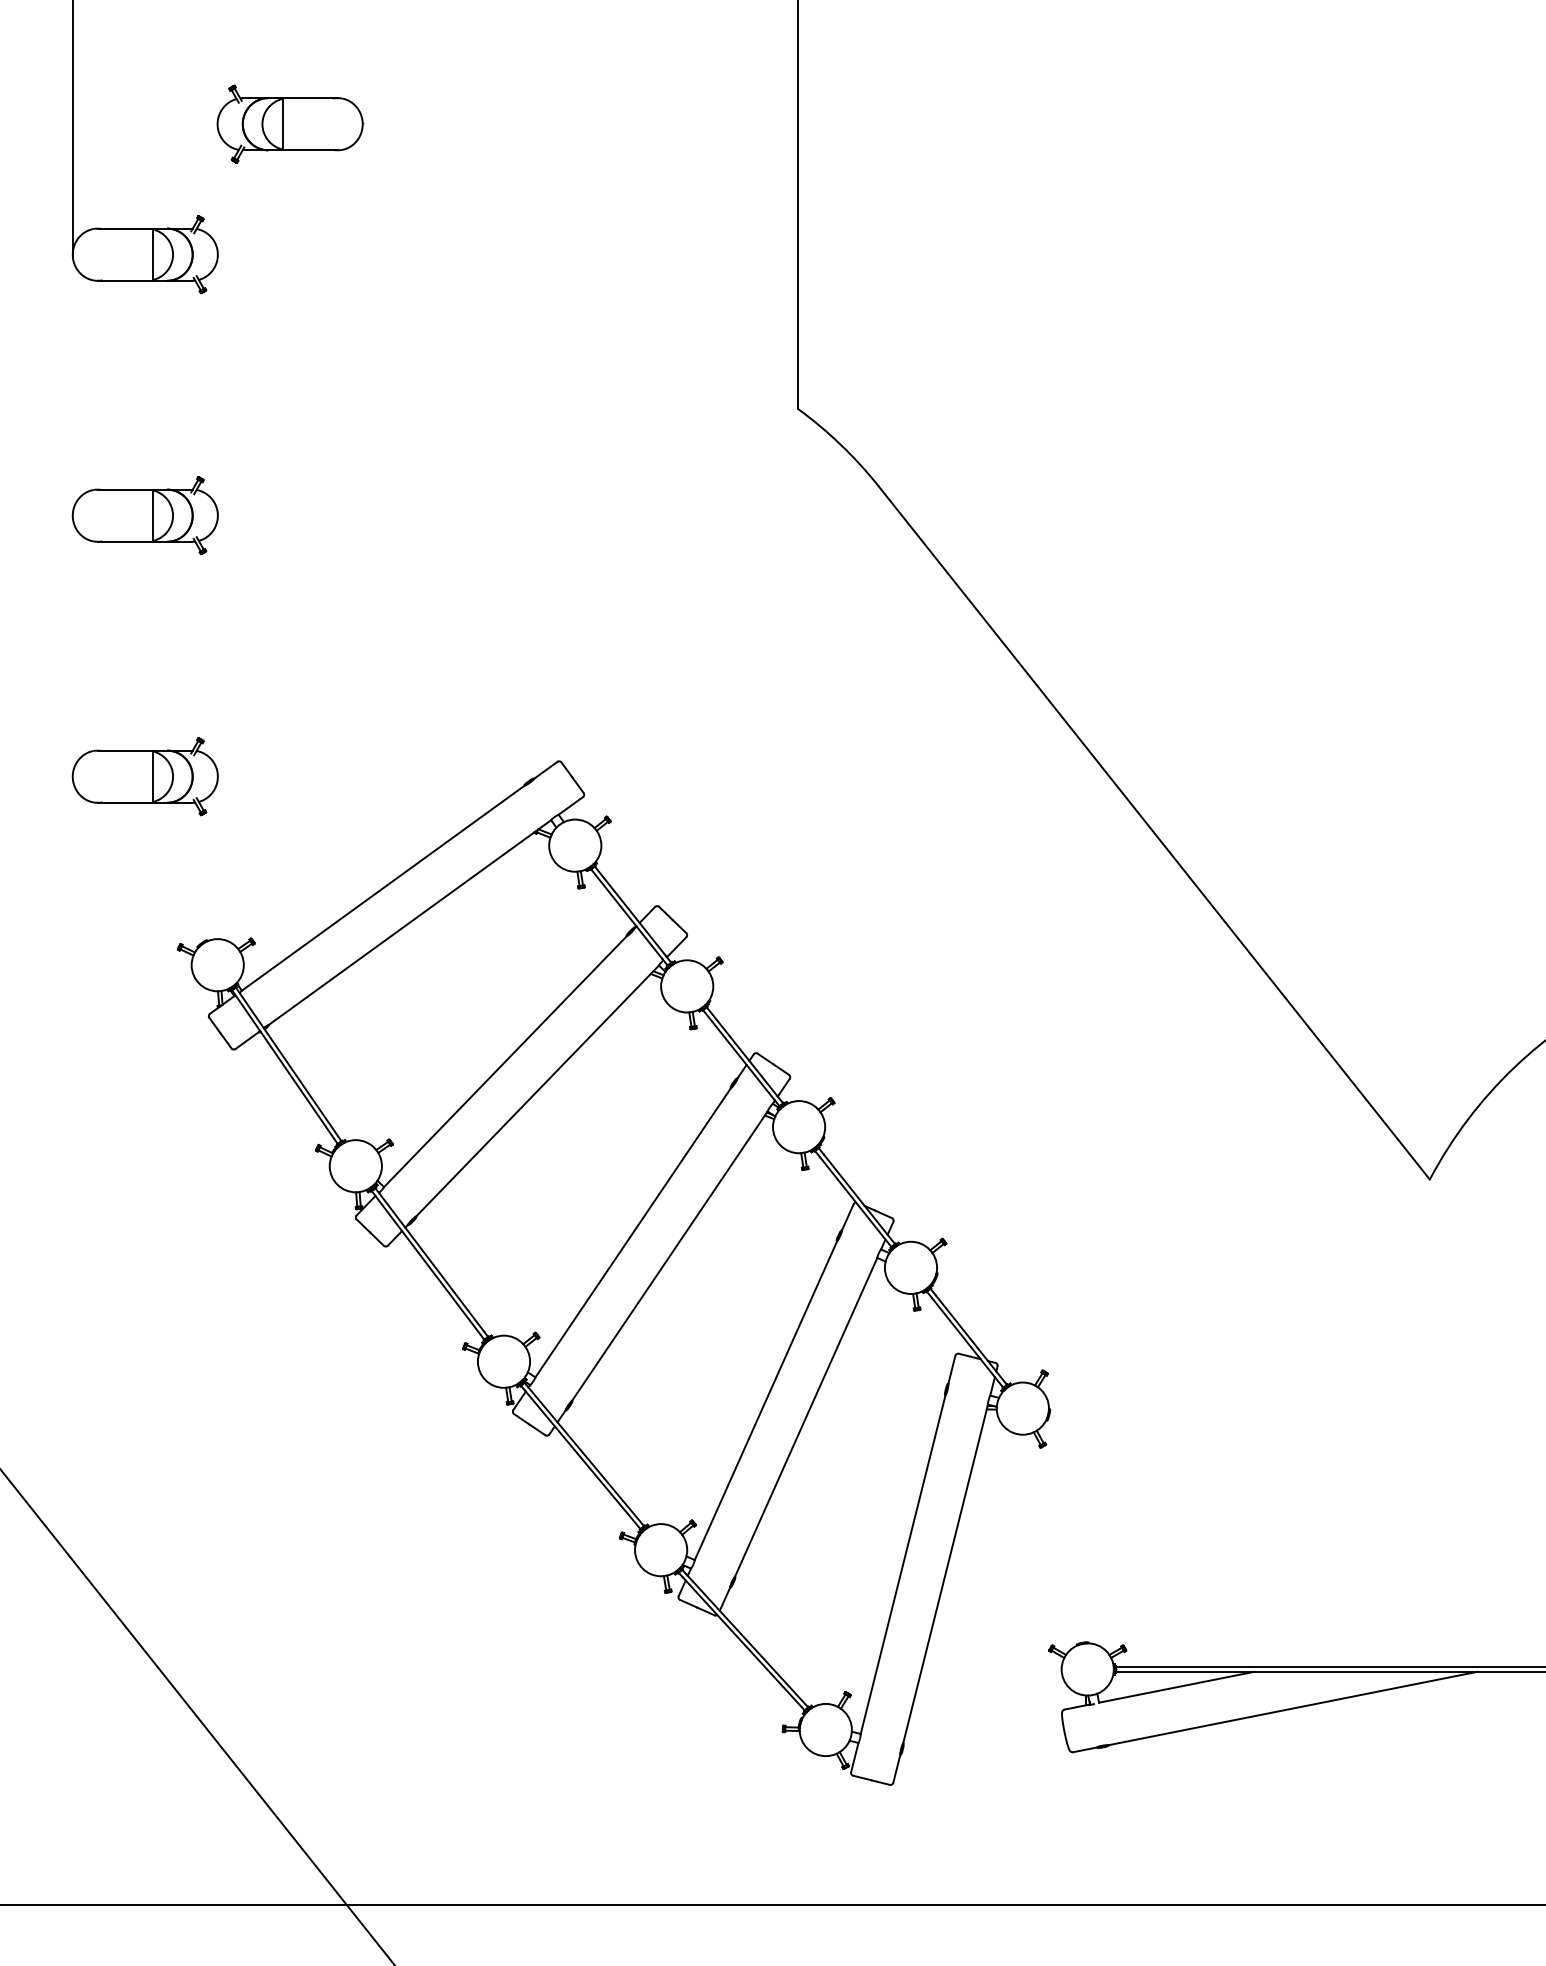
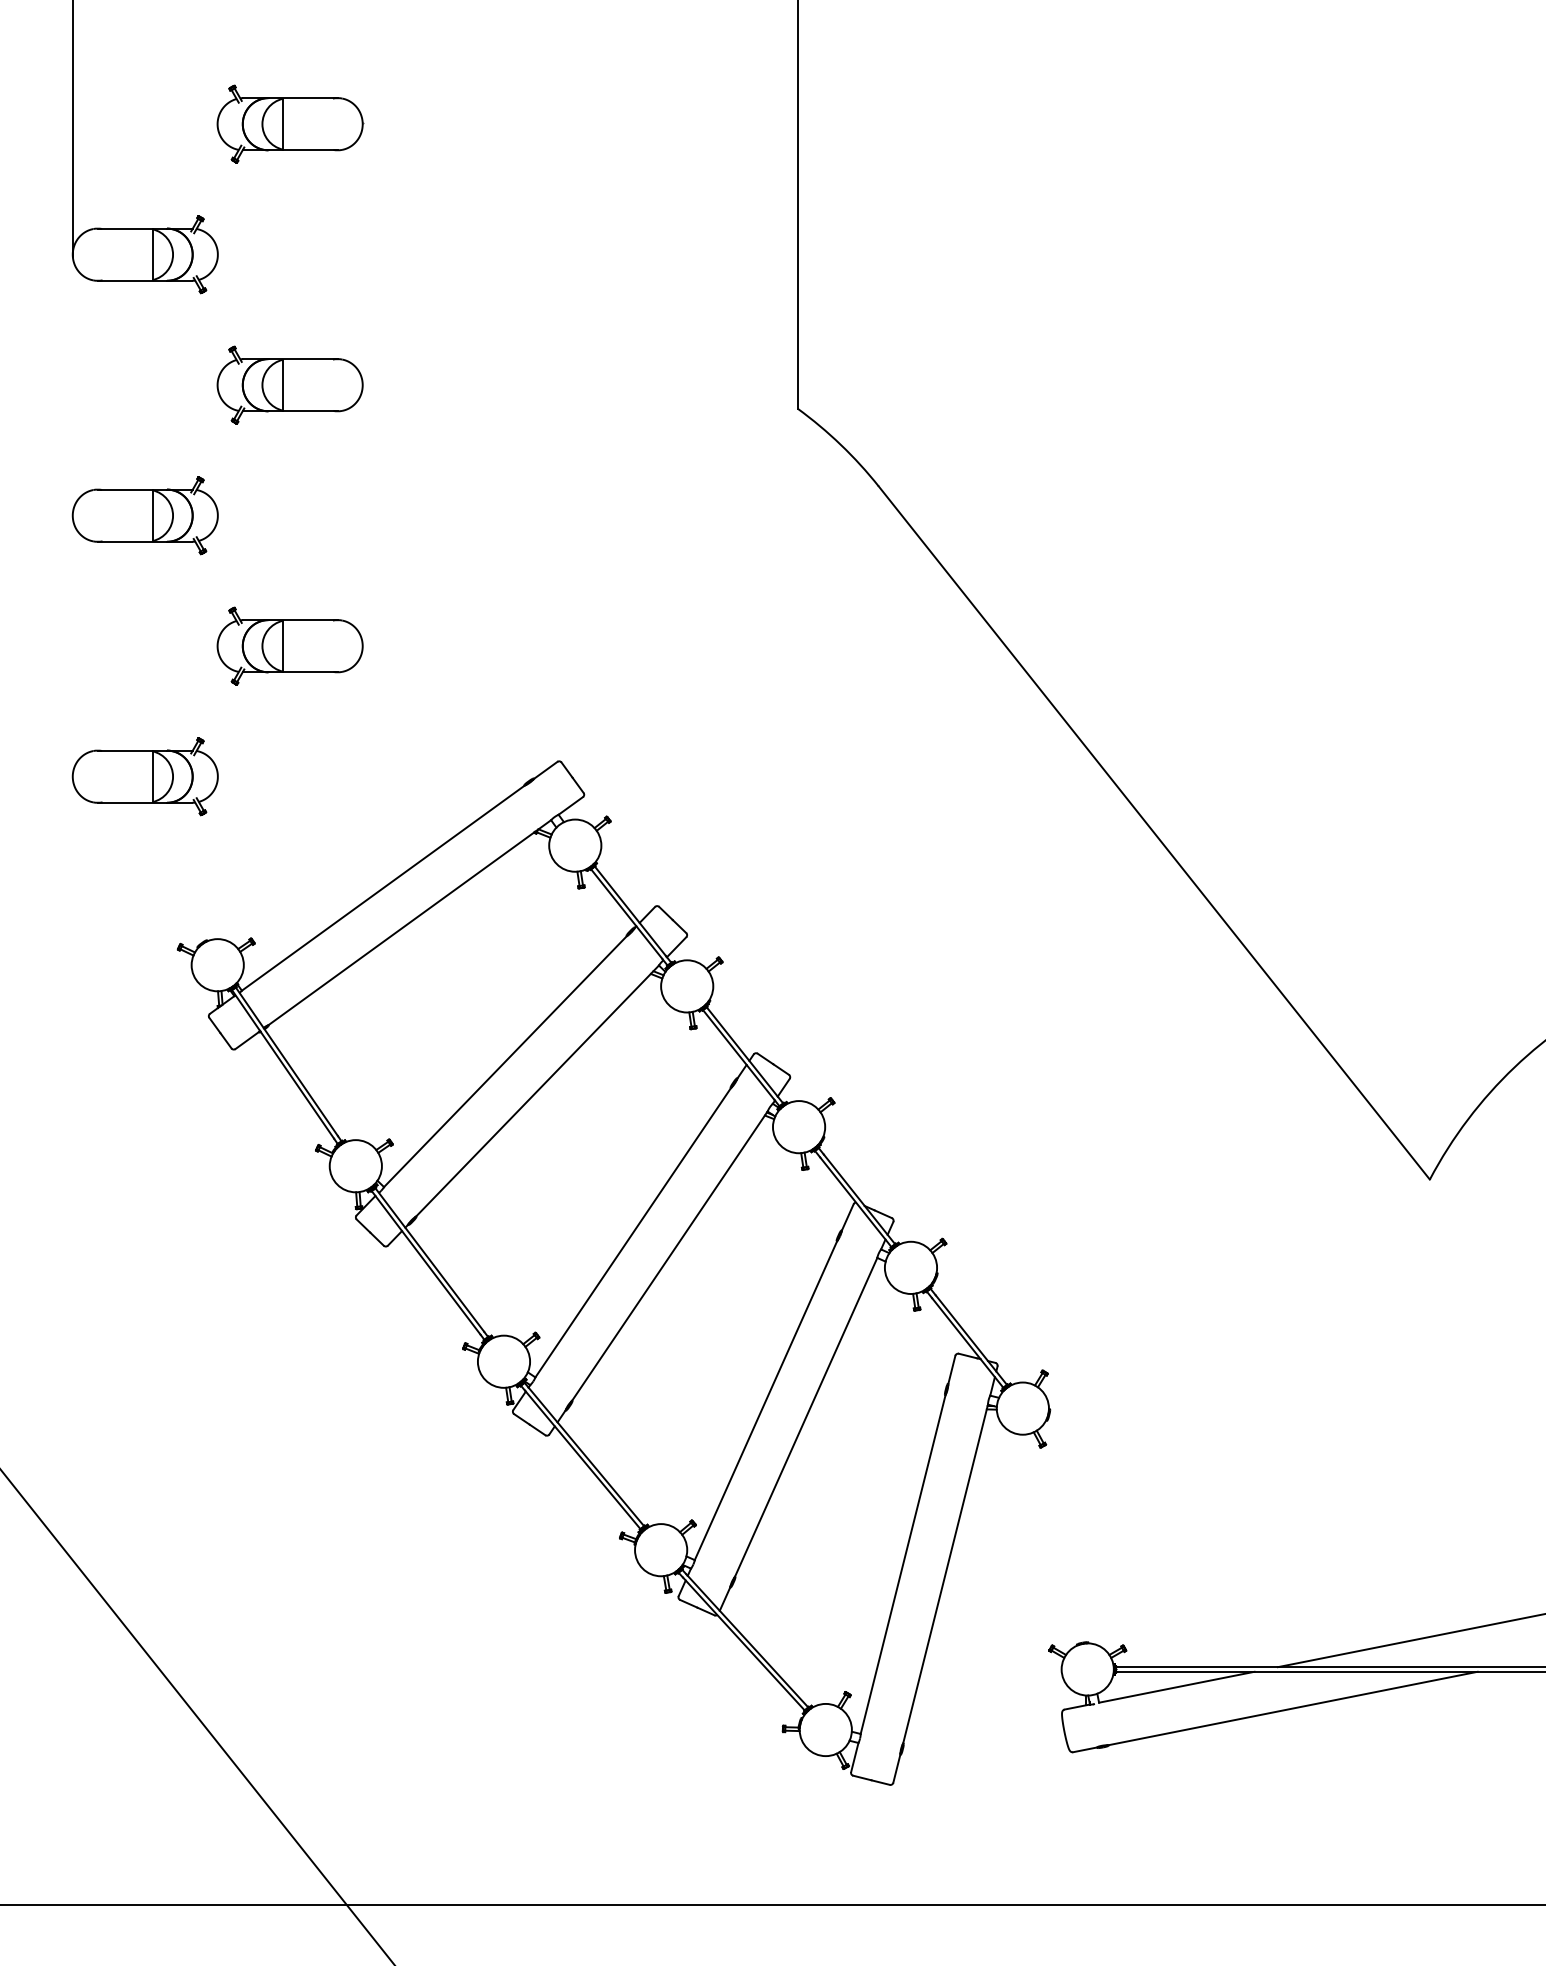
part: none -> present (289, 384)
part: none -> present (289, 645)
line: none -> present (1409, 1640)
